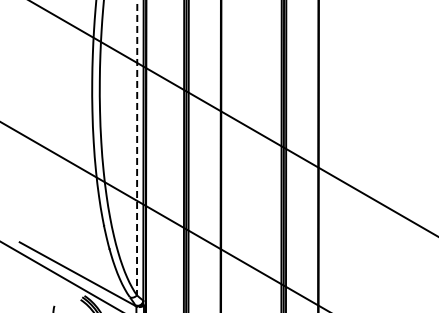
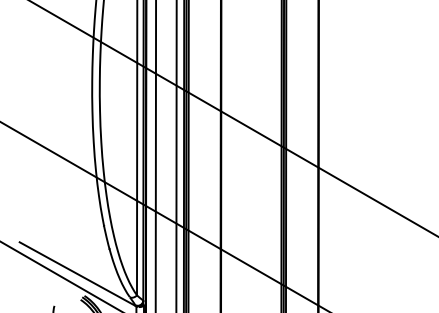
line: dashed -> solid (137, 148)
line: none -> present (155, 155)
line: none -> present (176, 155)
